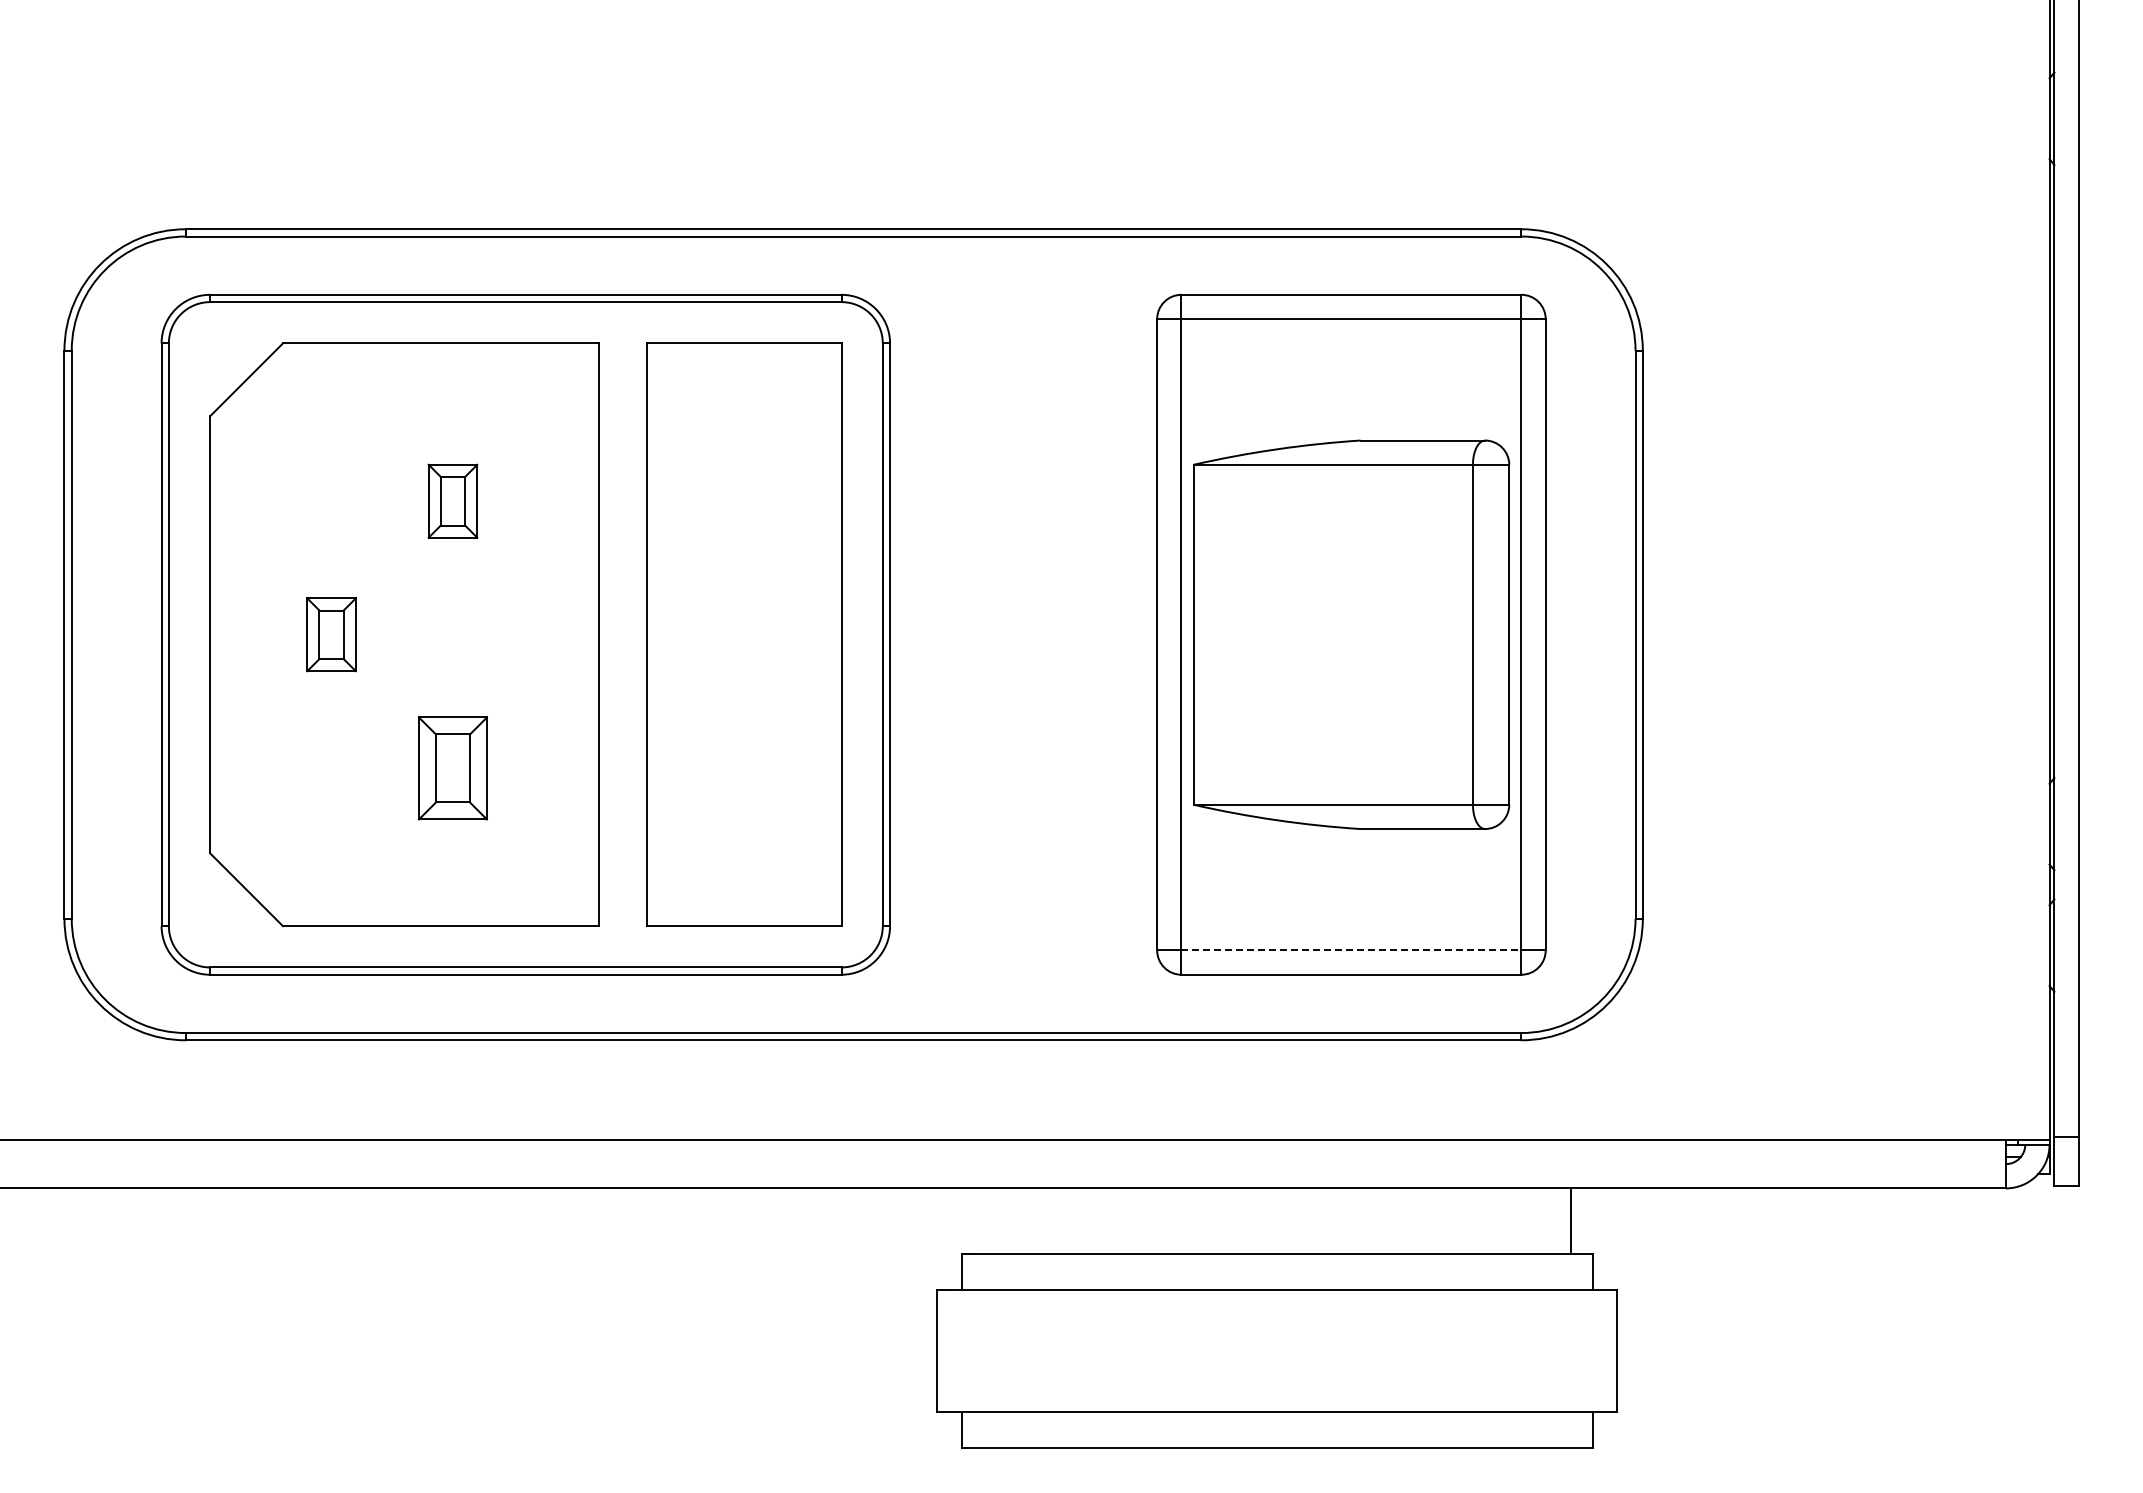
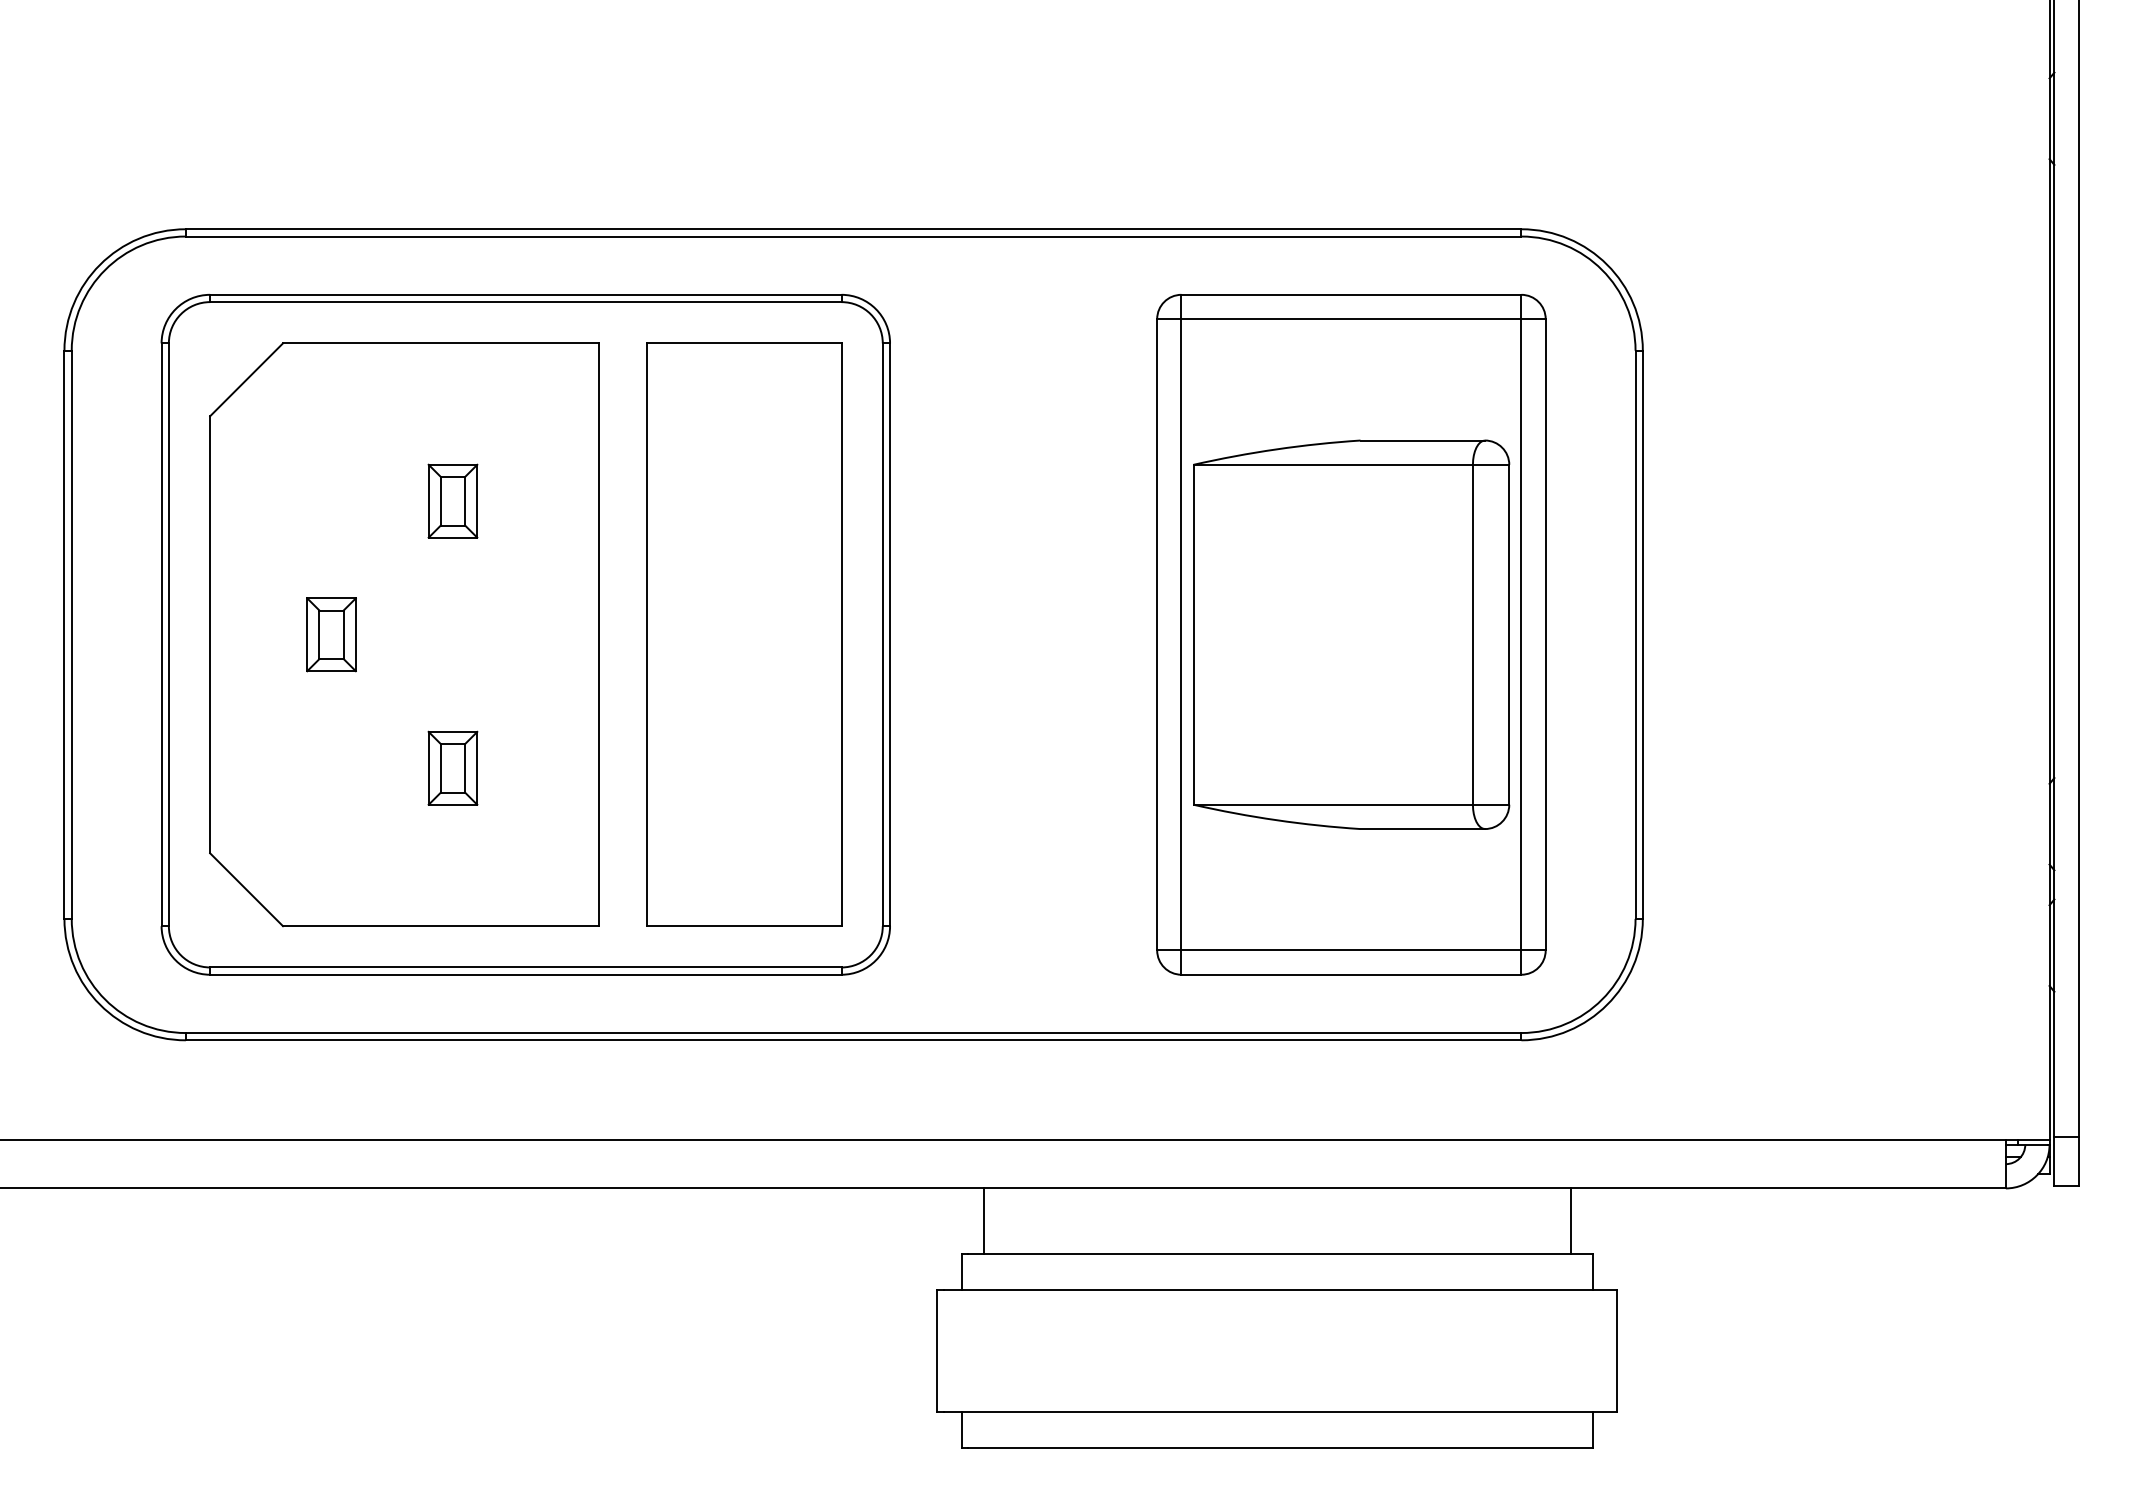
part size: 72x105 px -> 52x76 px (452, 767)
line: dashed -> solid (1351, 950)
line: none -> present (983, 1220)
